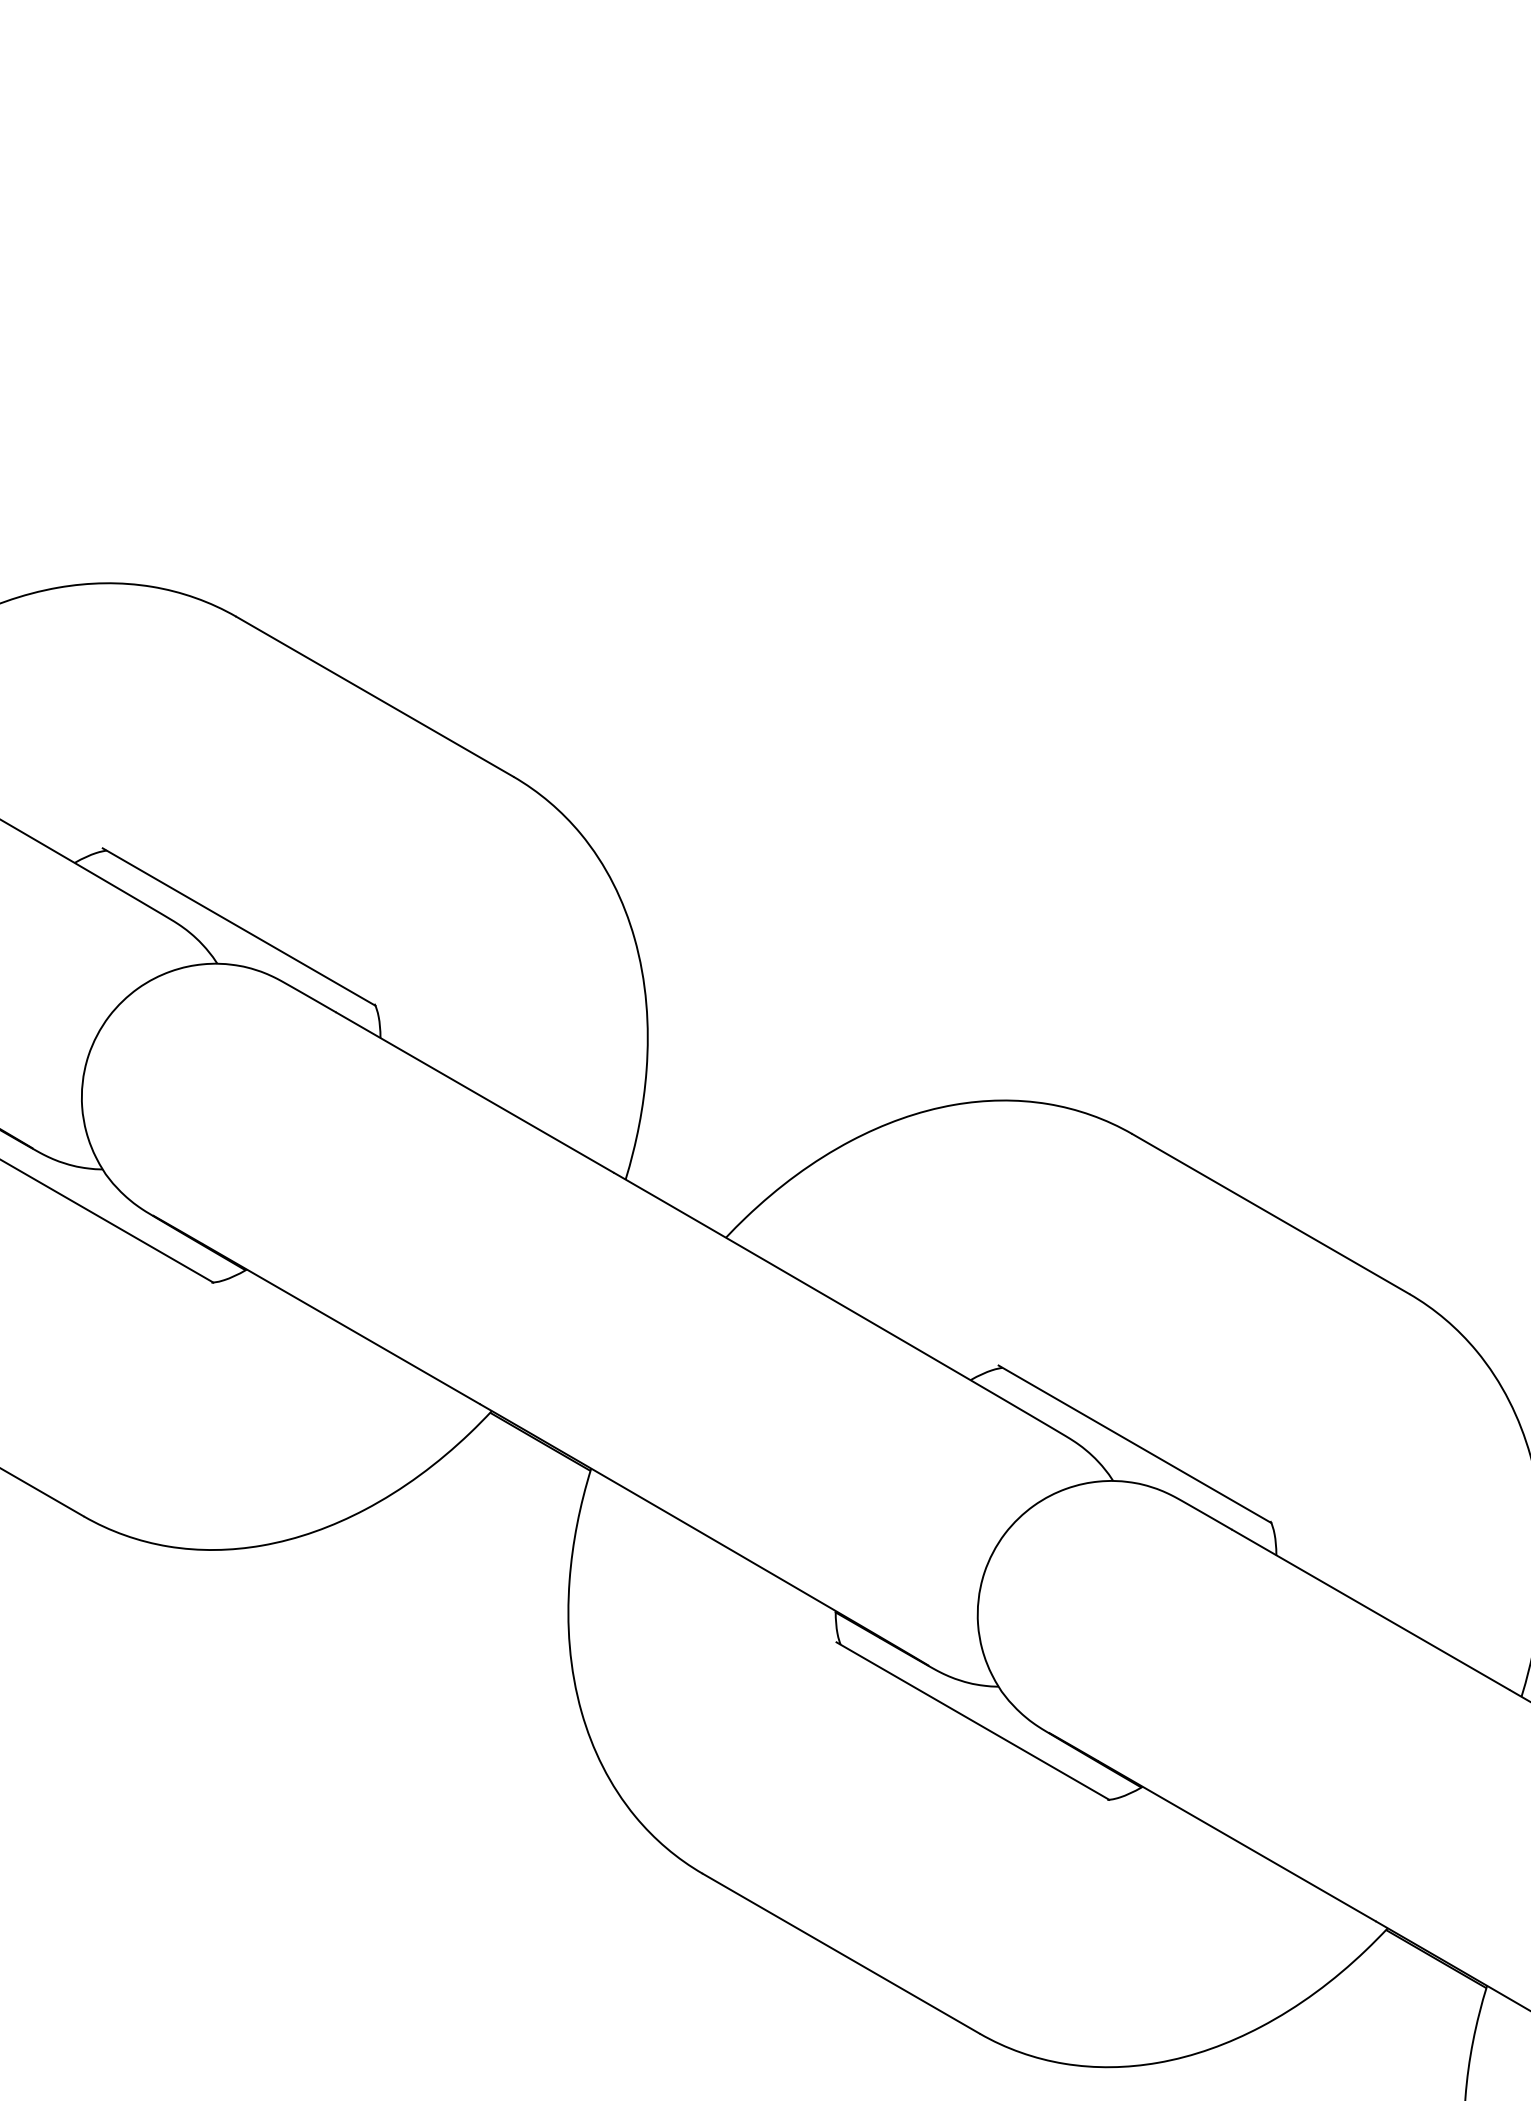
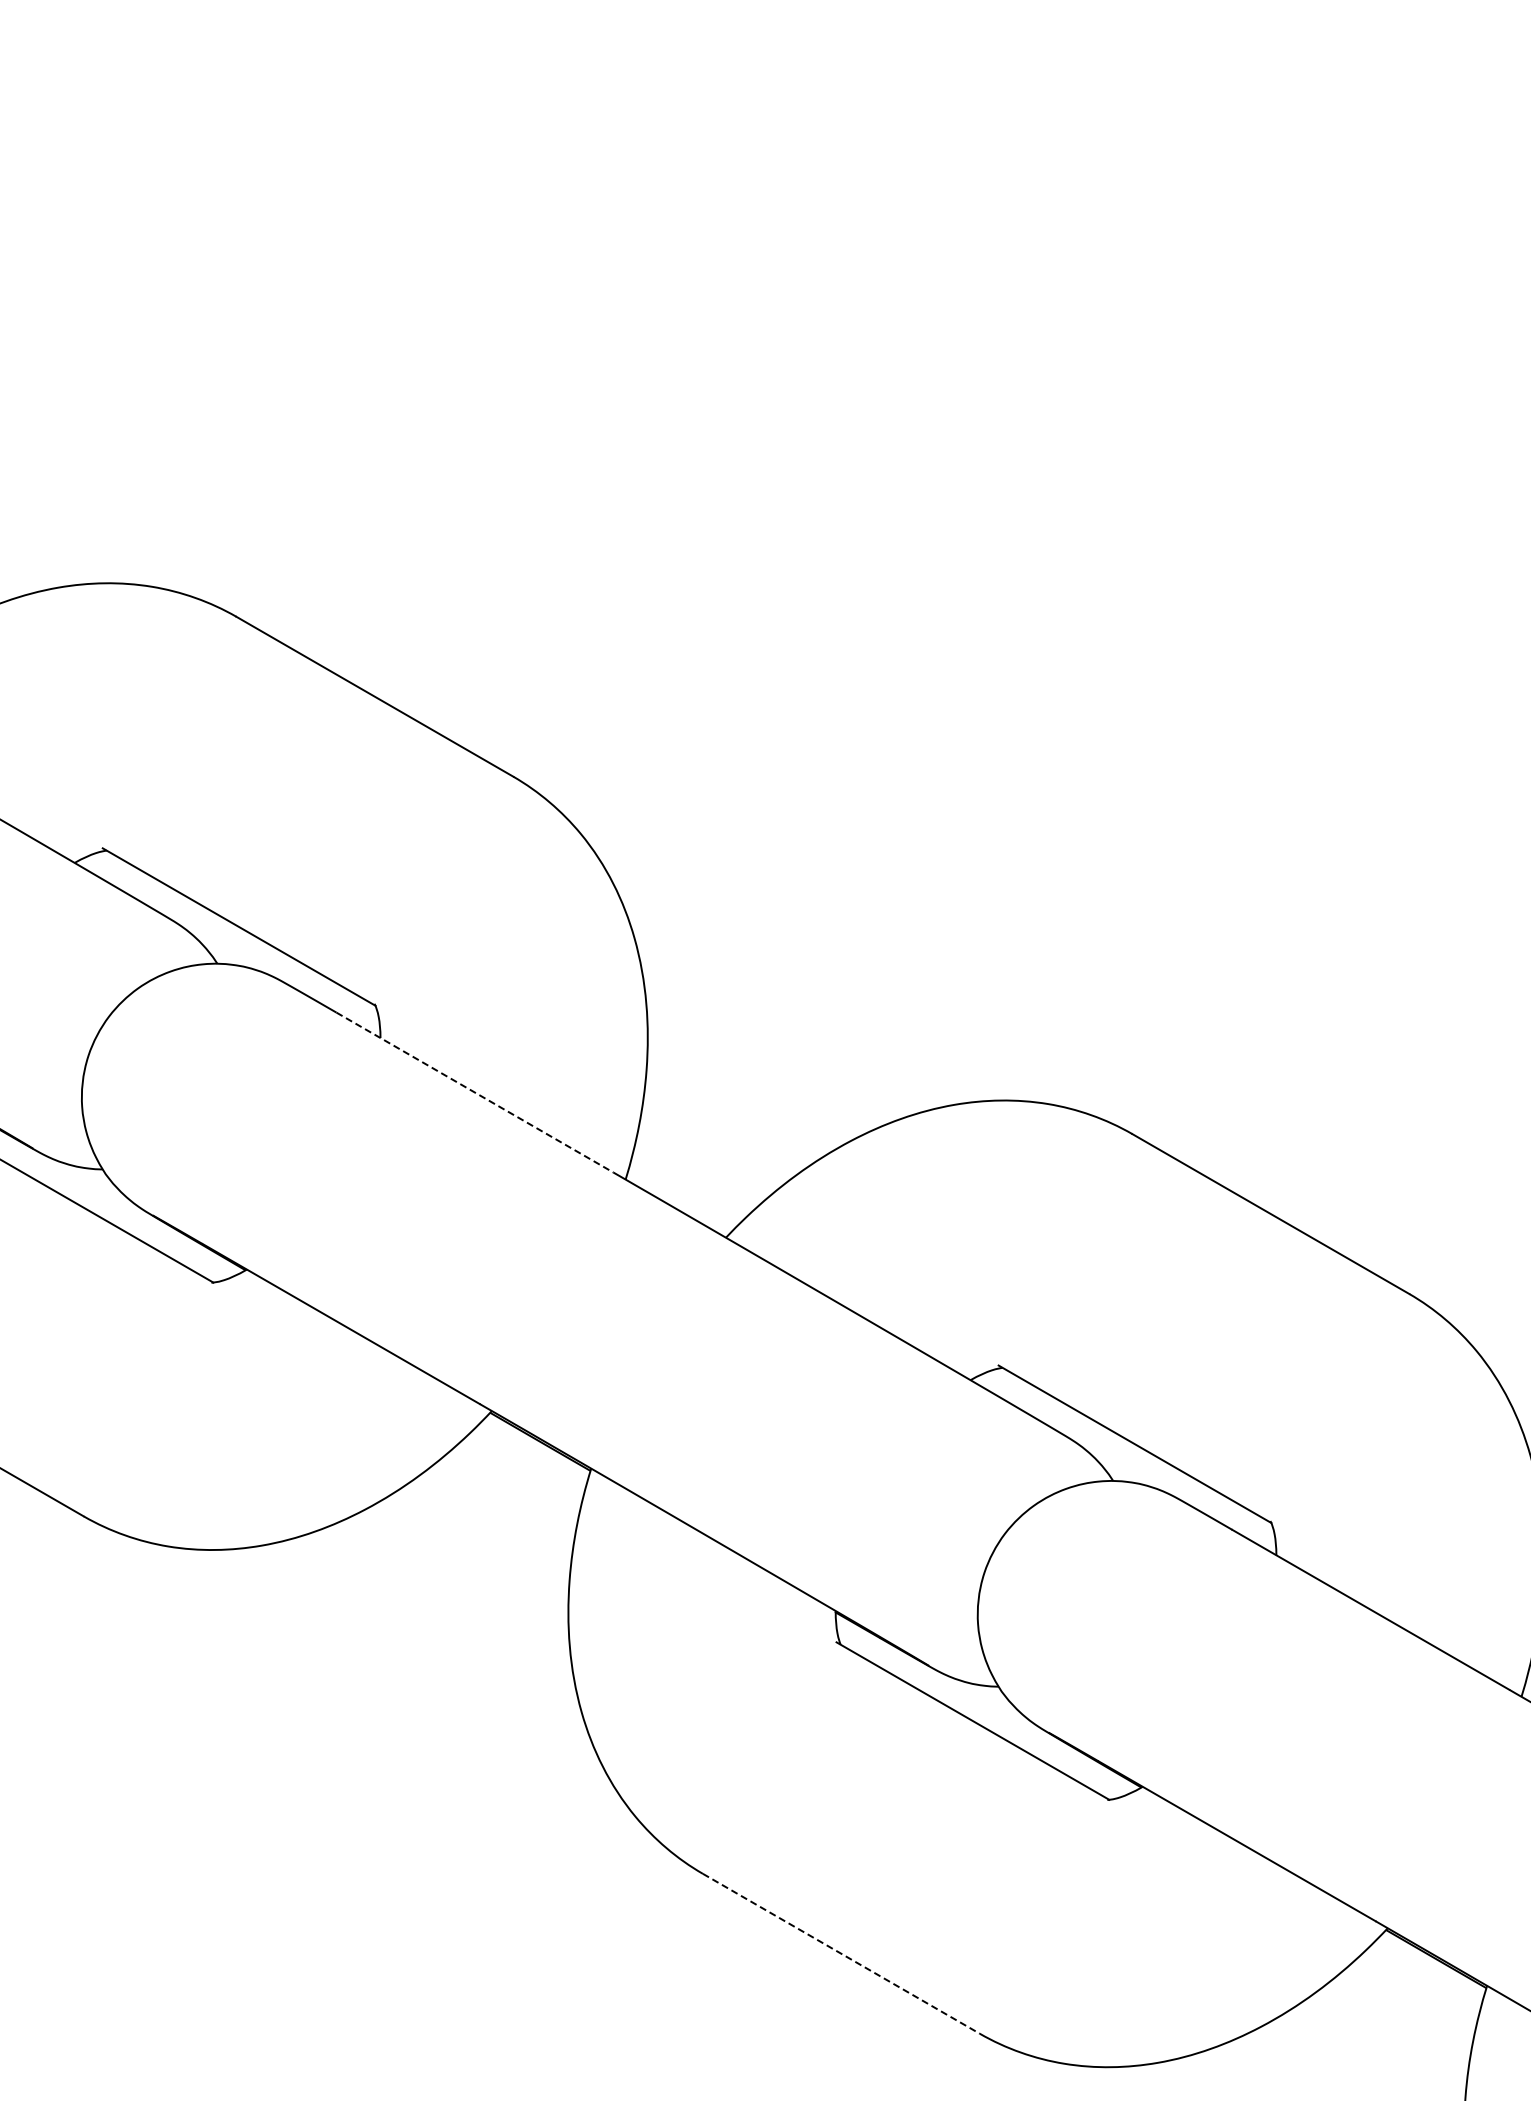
line: solid -> dashed (474, 1092)
line: solid -> dashed (841, 1953)
